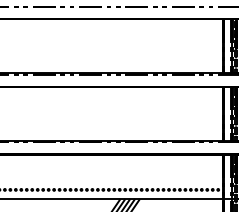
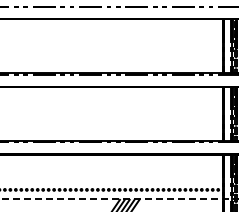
line: solid -> dashed (119, 199)
